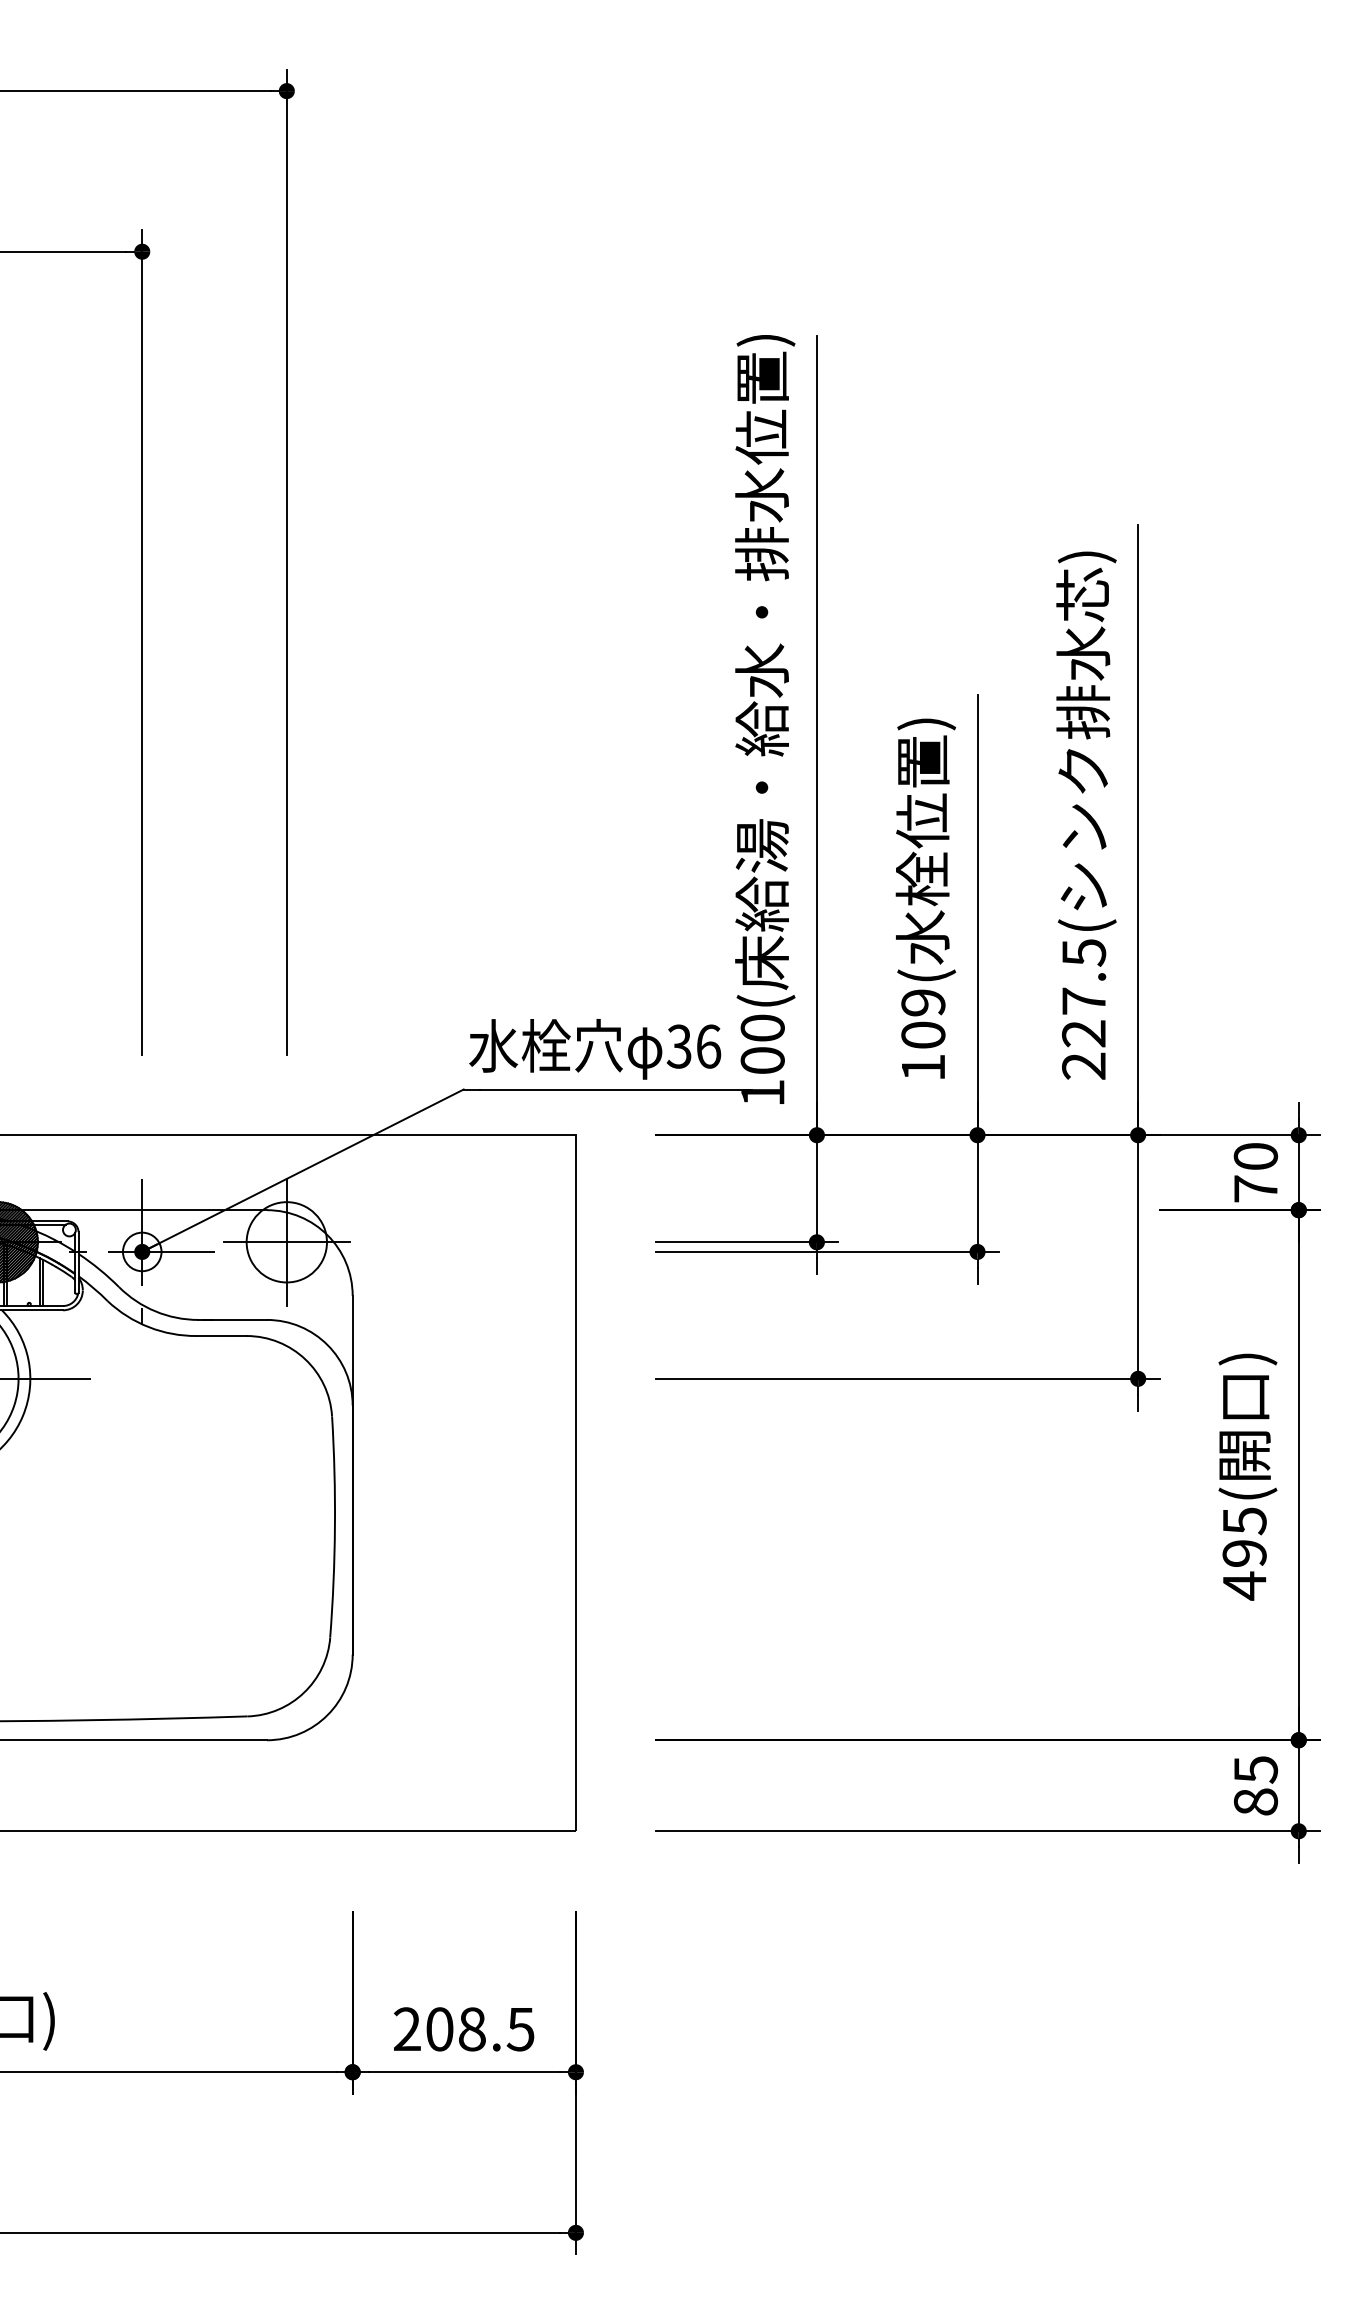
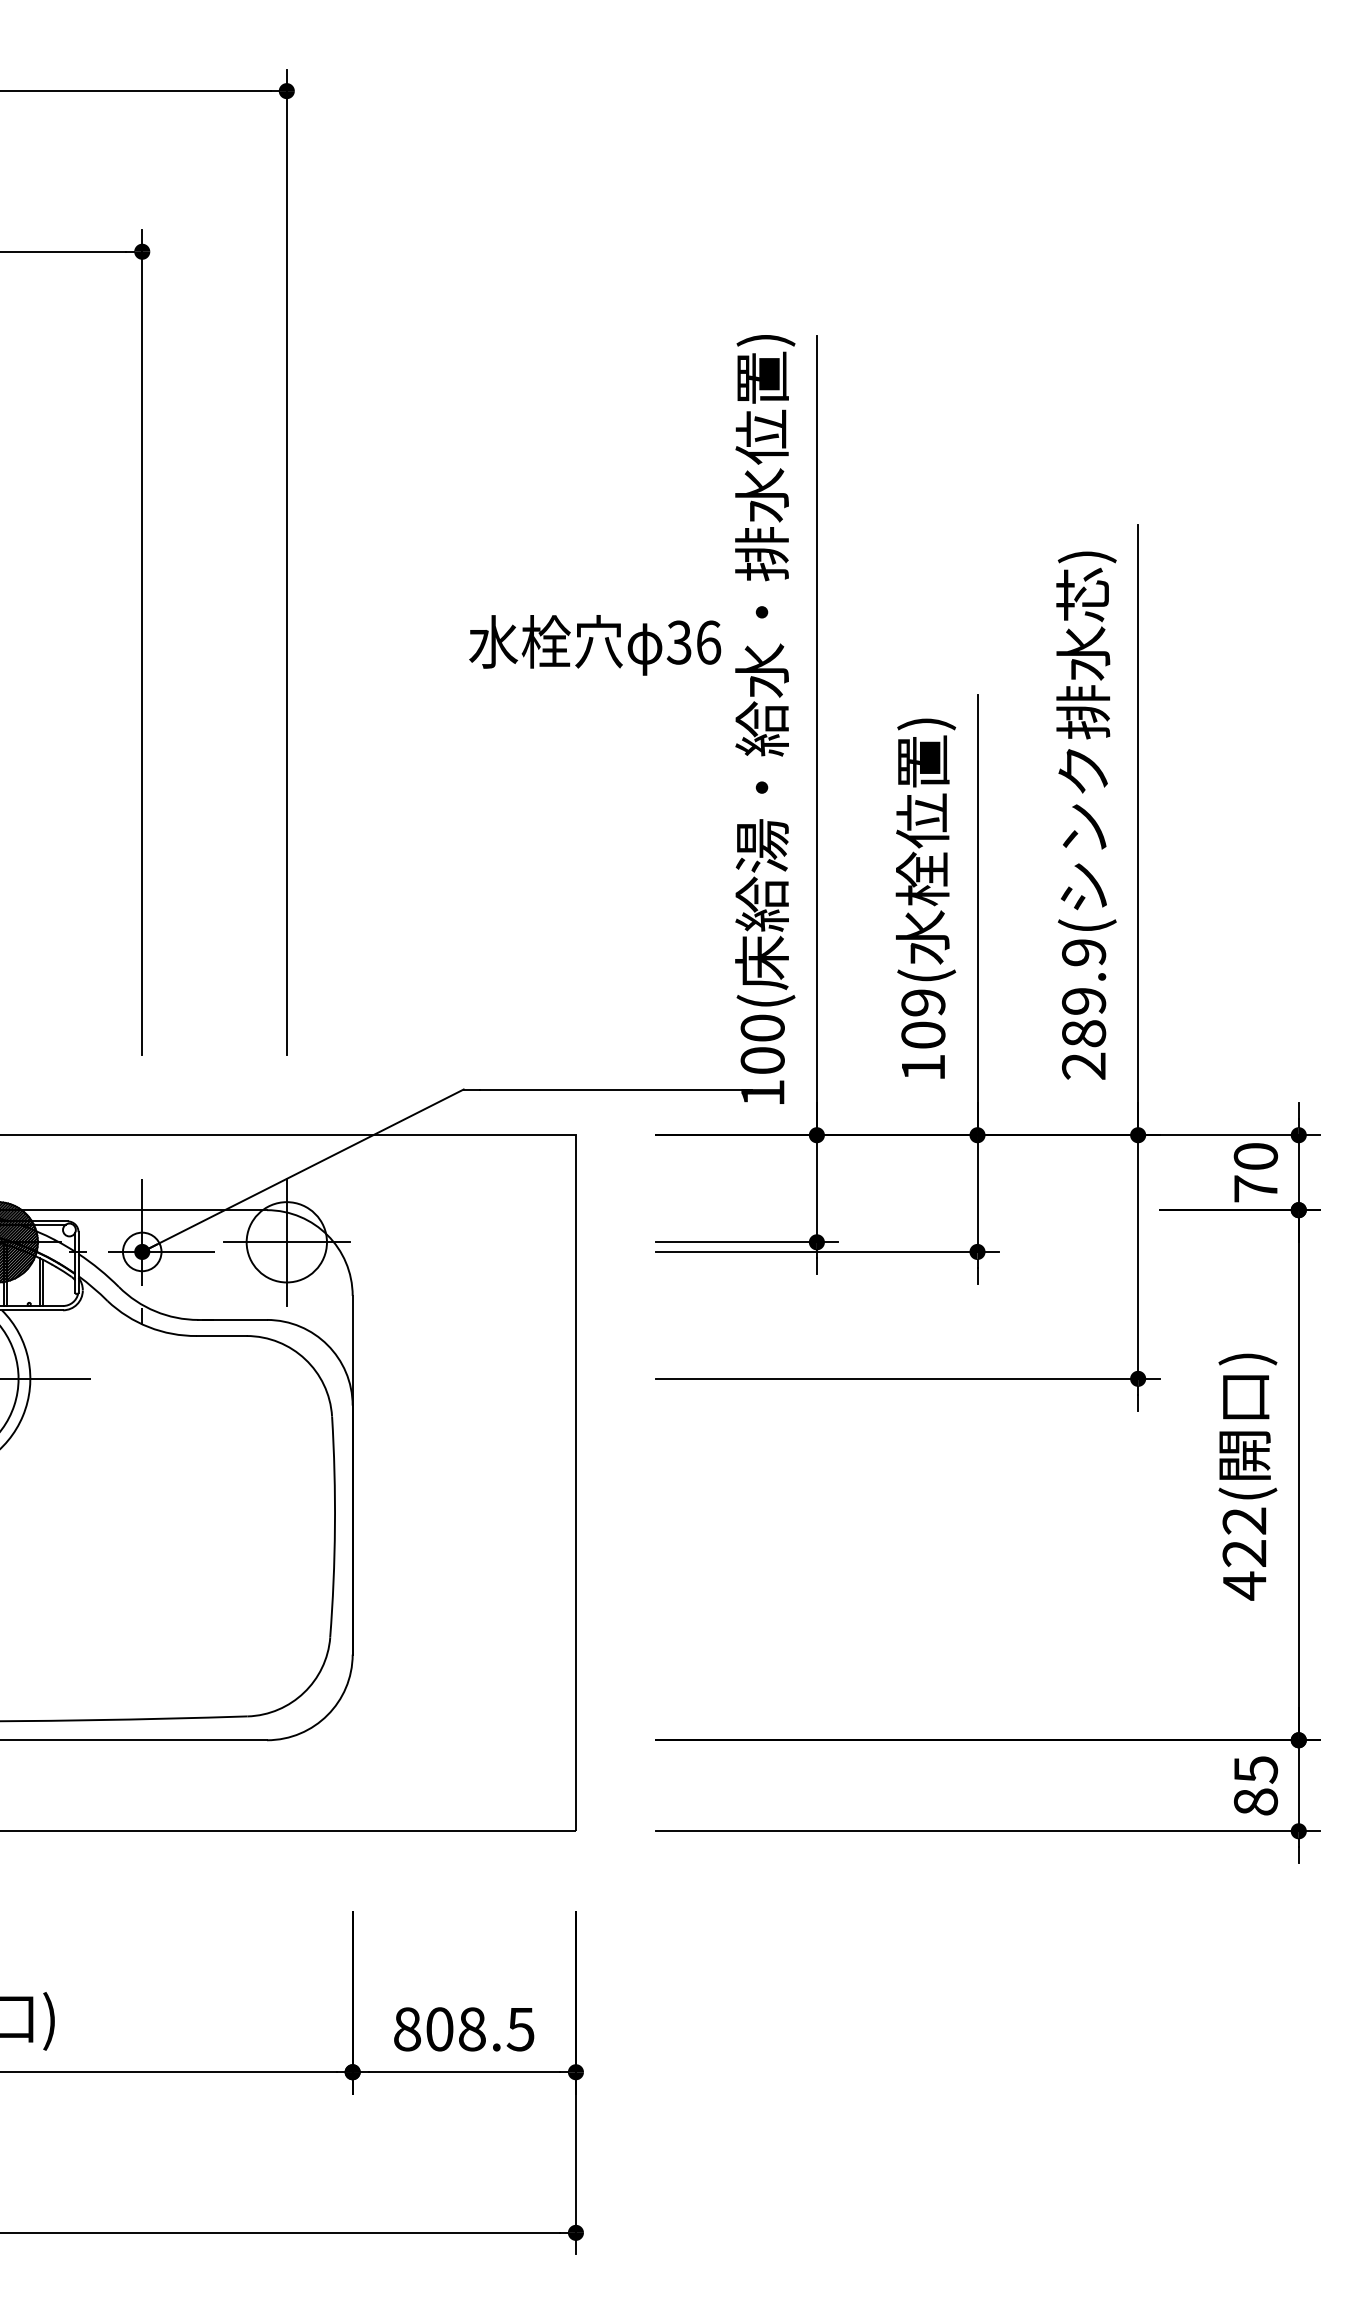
text: 227.5( -> 289.9( (1084, 993)
text position: (595, 1049) -> (595, 645) (595, 645)
text: 495( -> 422( (1244, 1536)
text: 208.5 -> 808.5 (407, 2029)
